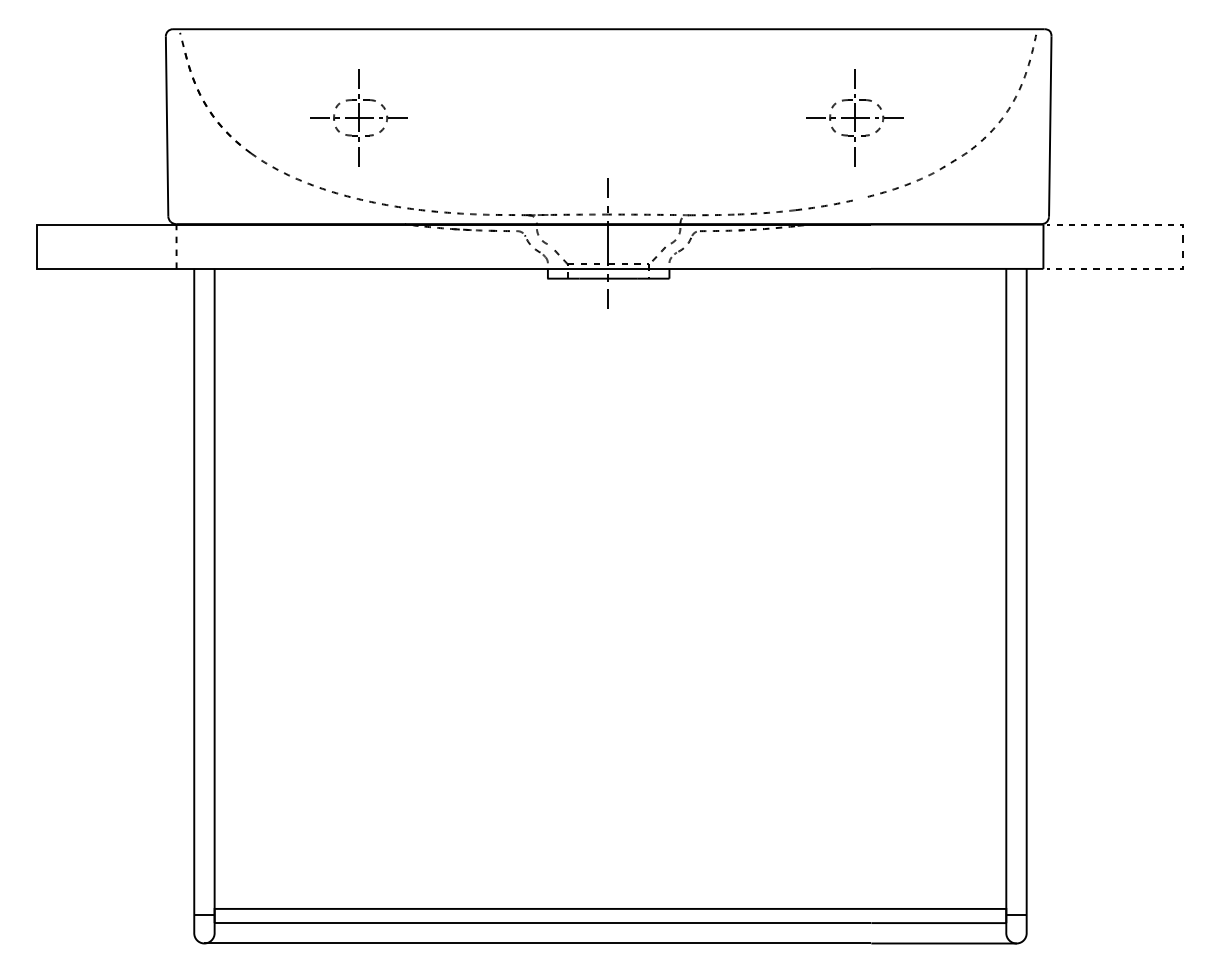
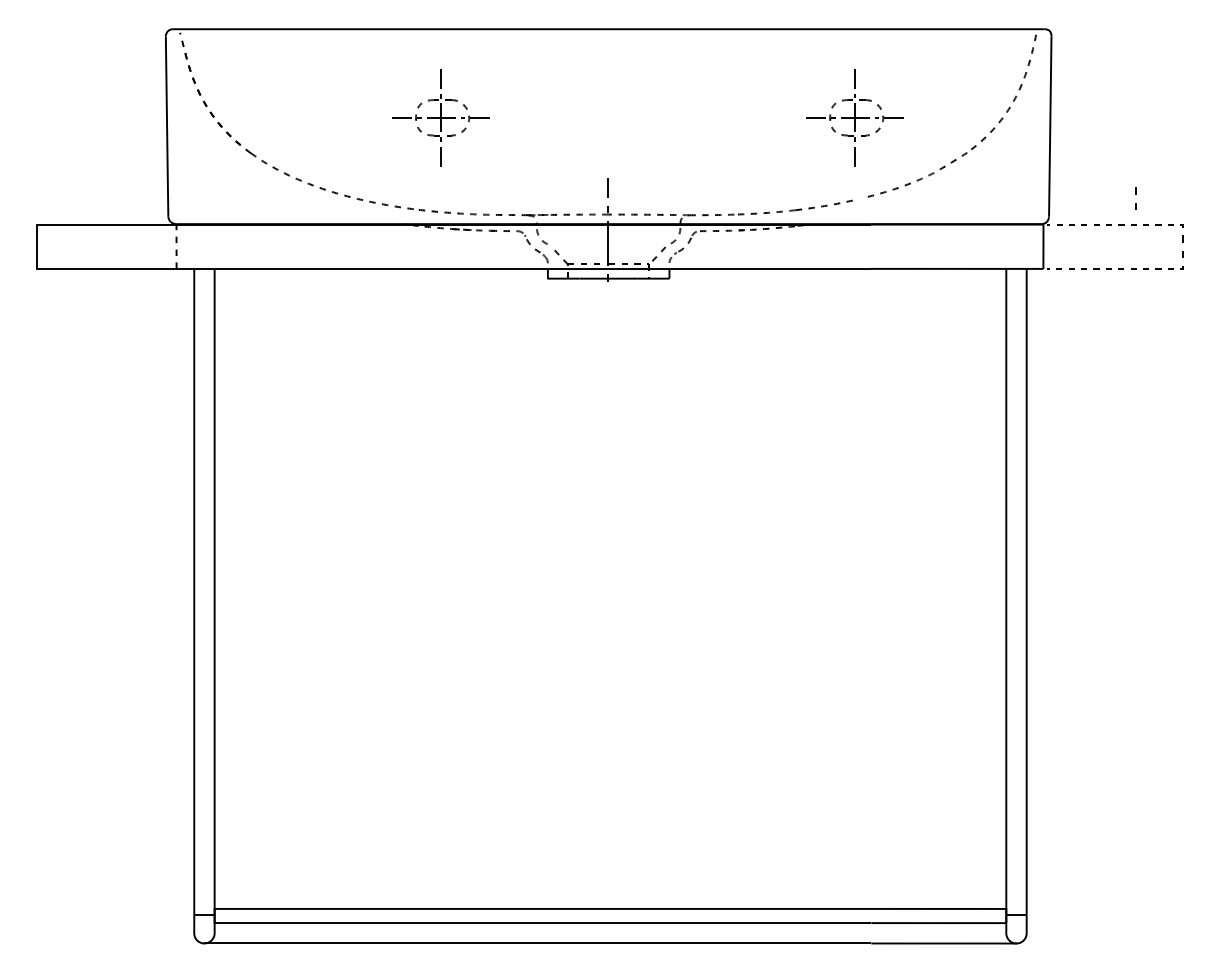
part position: (358, 117) -> (440, 117) (440, 117)
line: none -> present (1135, 194)
line: present -> none (607, 298)
